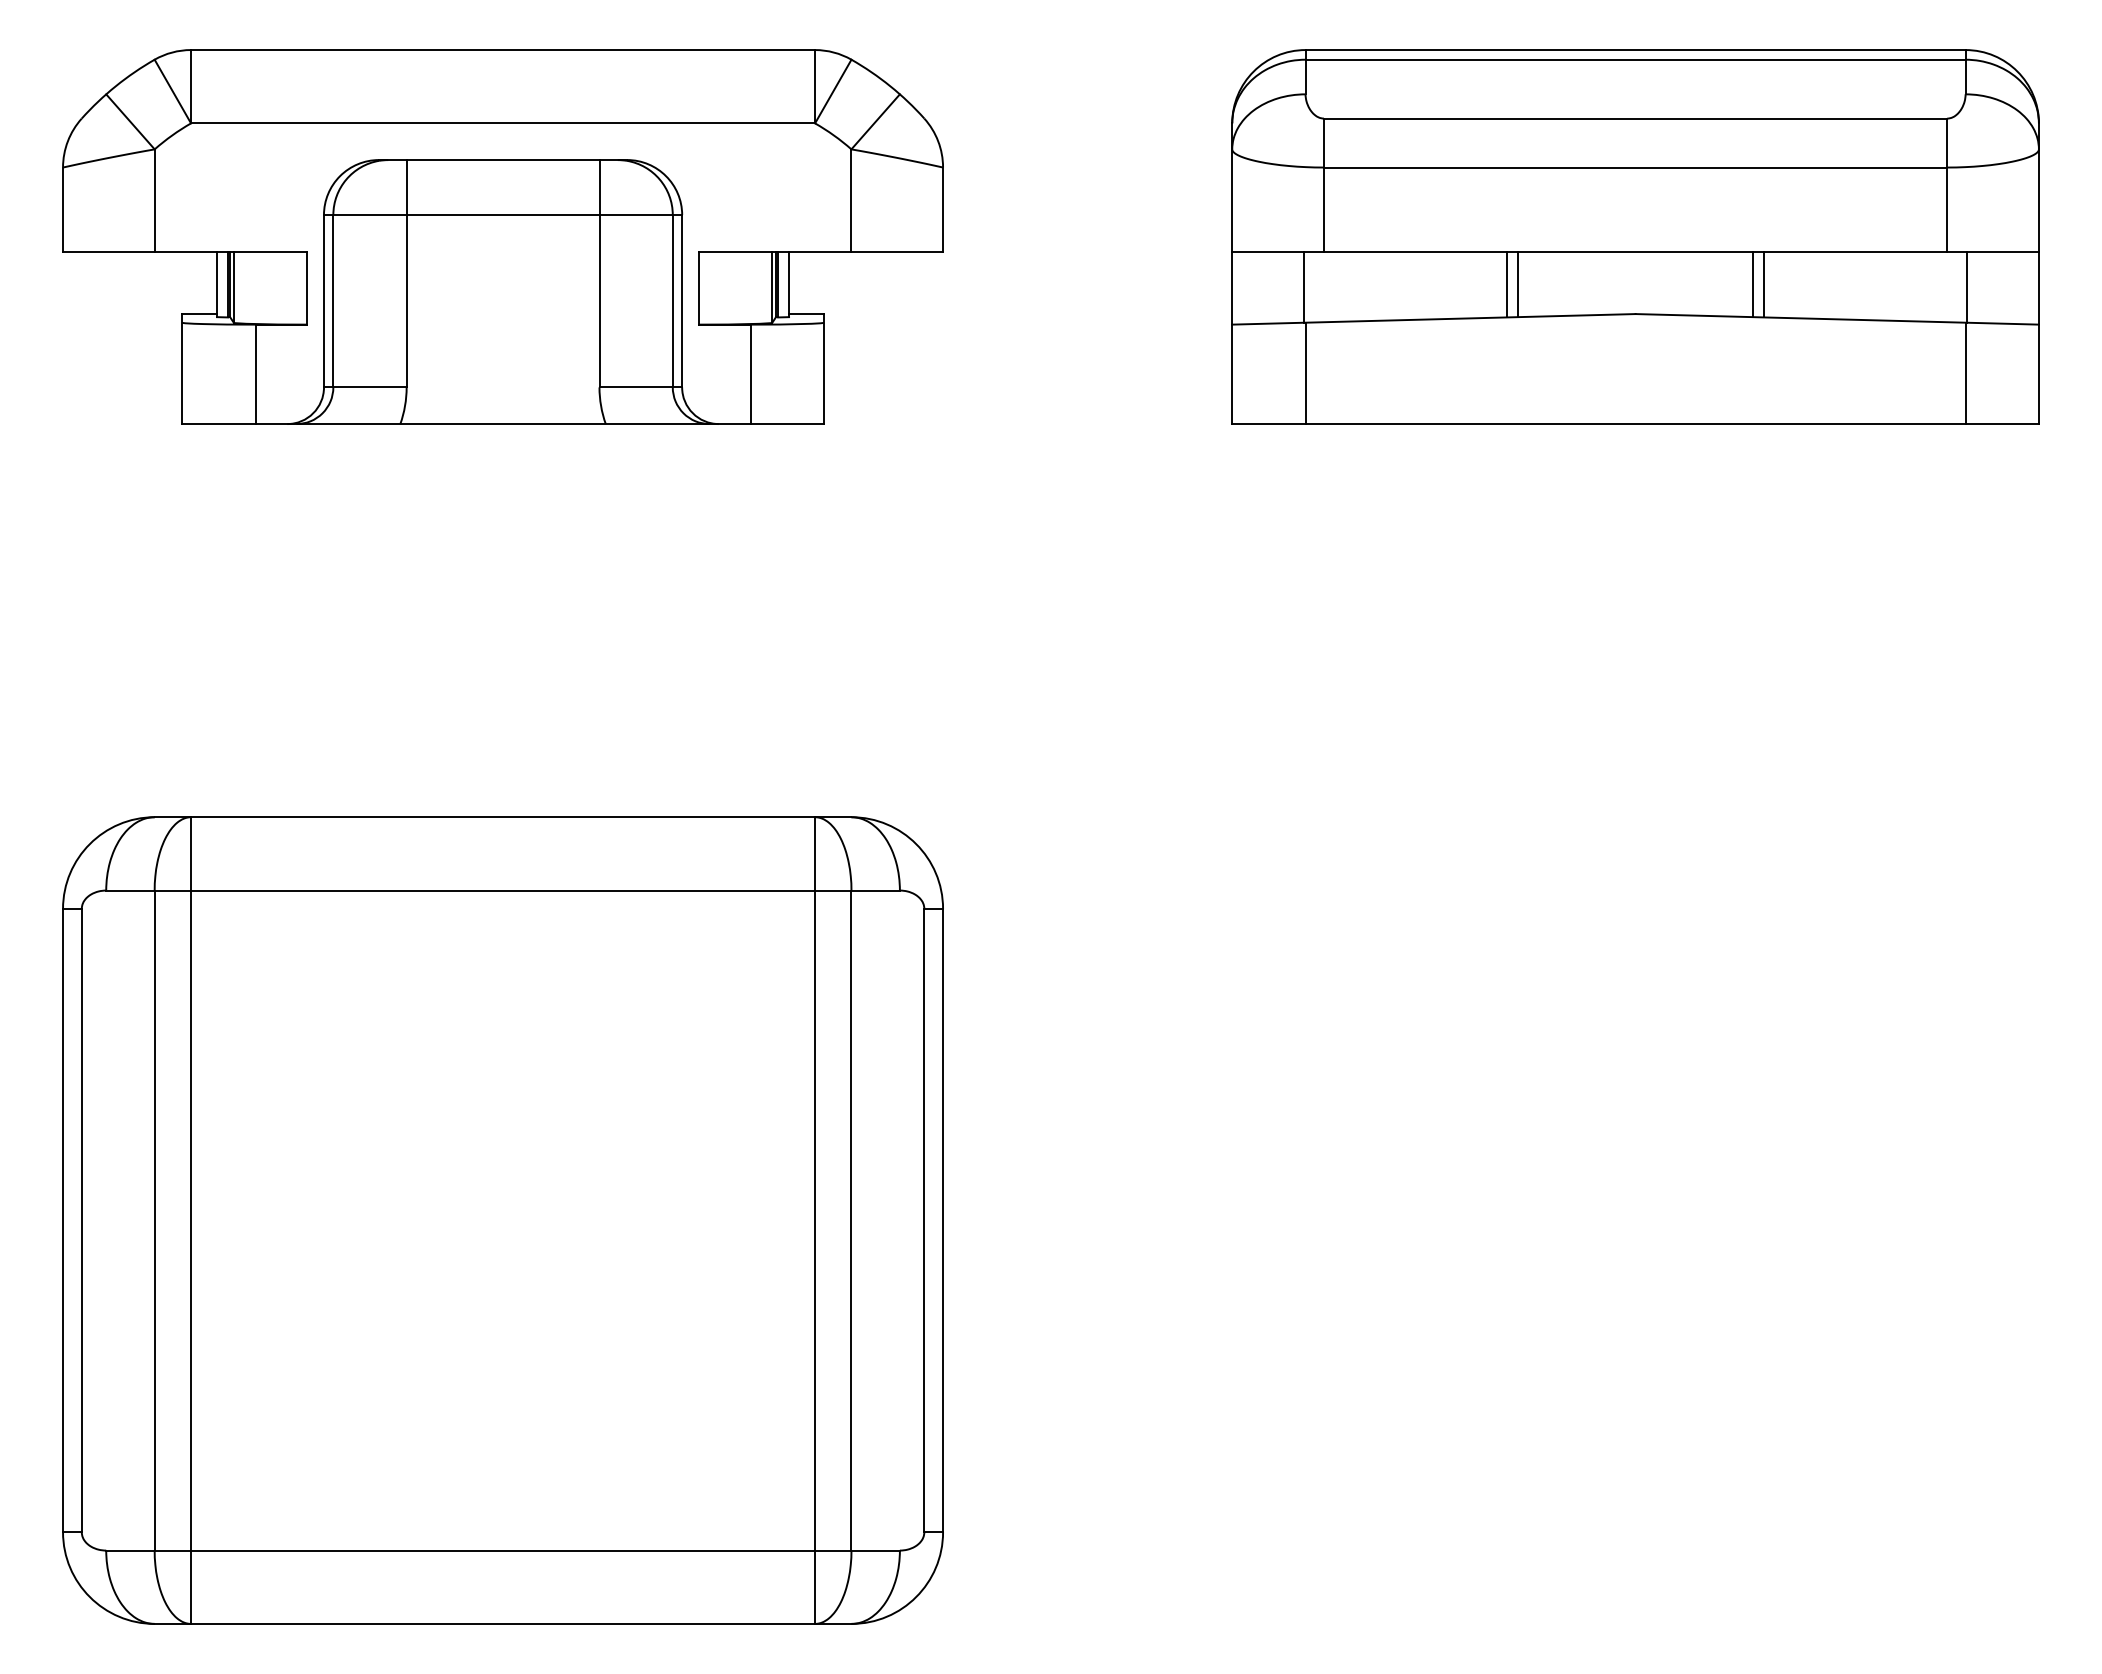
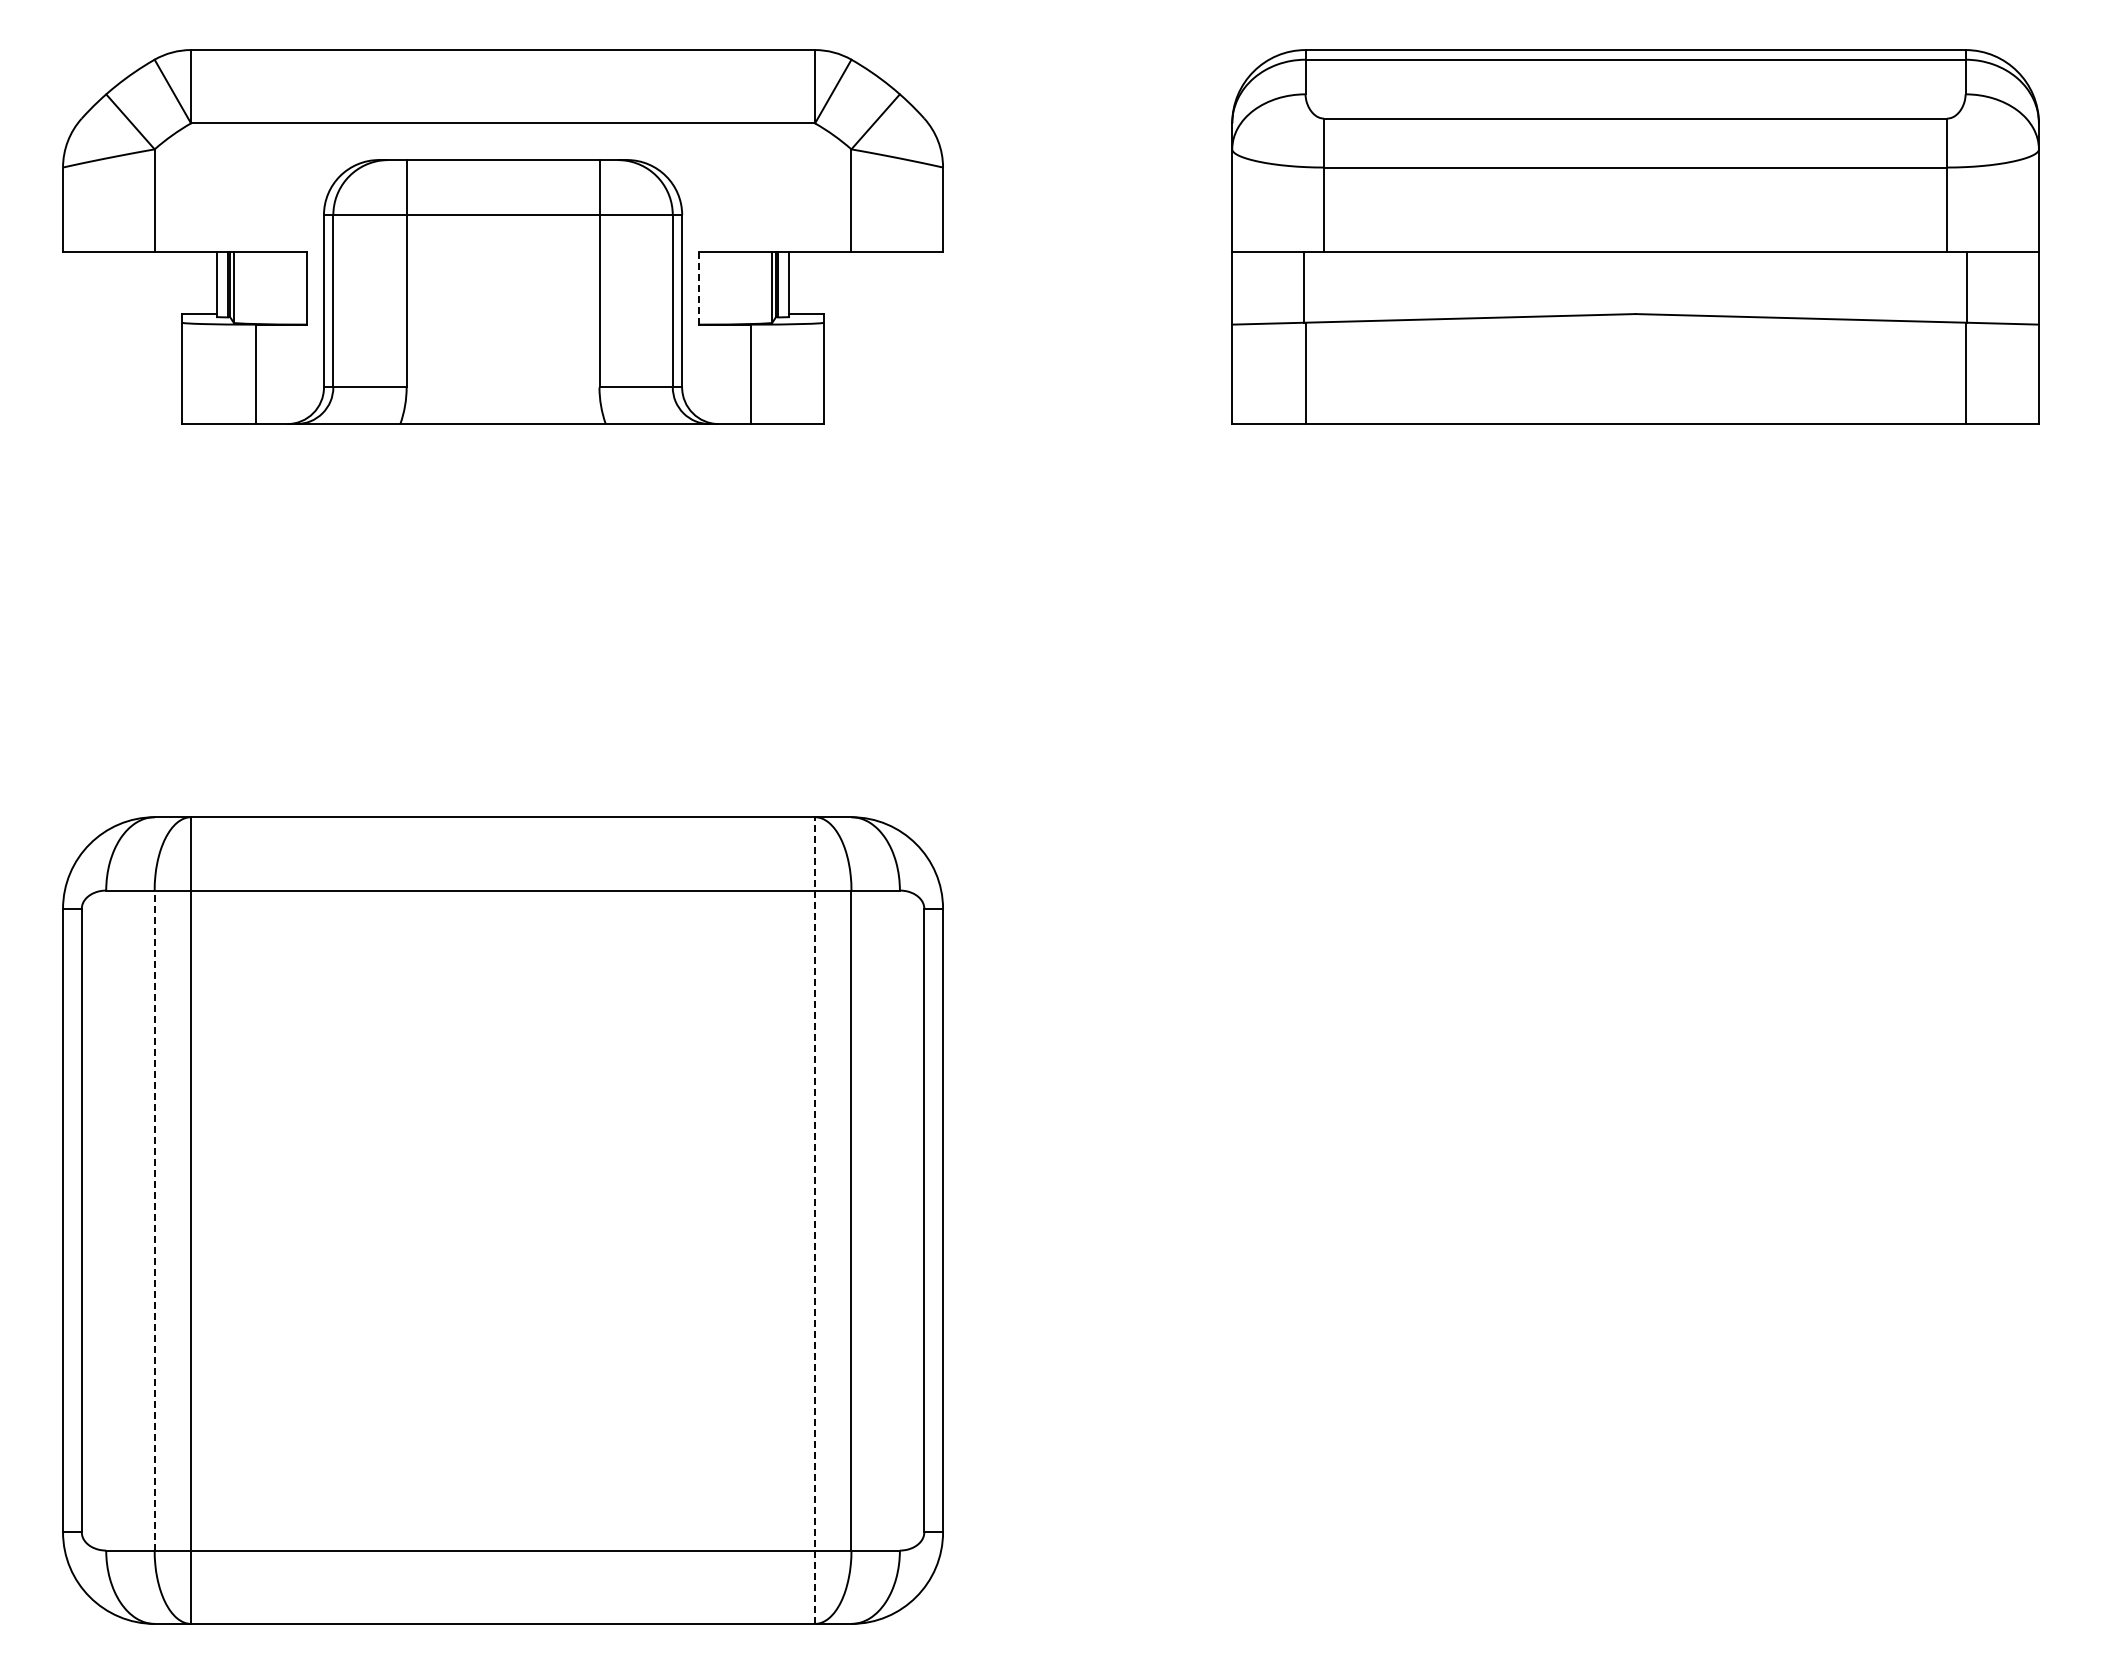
line: present -> none (1507, 284)
line: present -> none (1518, 284)
line: present -> none (1752, 284)
line: present -> none (1763, 284)
line: solid -> dashed (698, 288)
line: solid -> dashed (154, 1220)
line: solid -> dashed (815, 1220)
